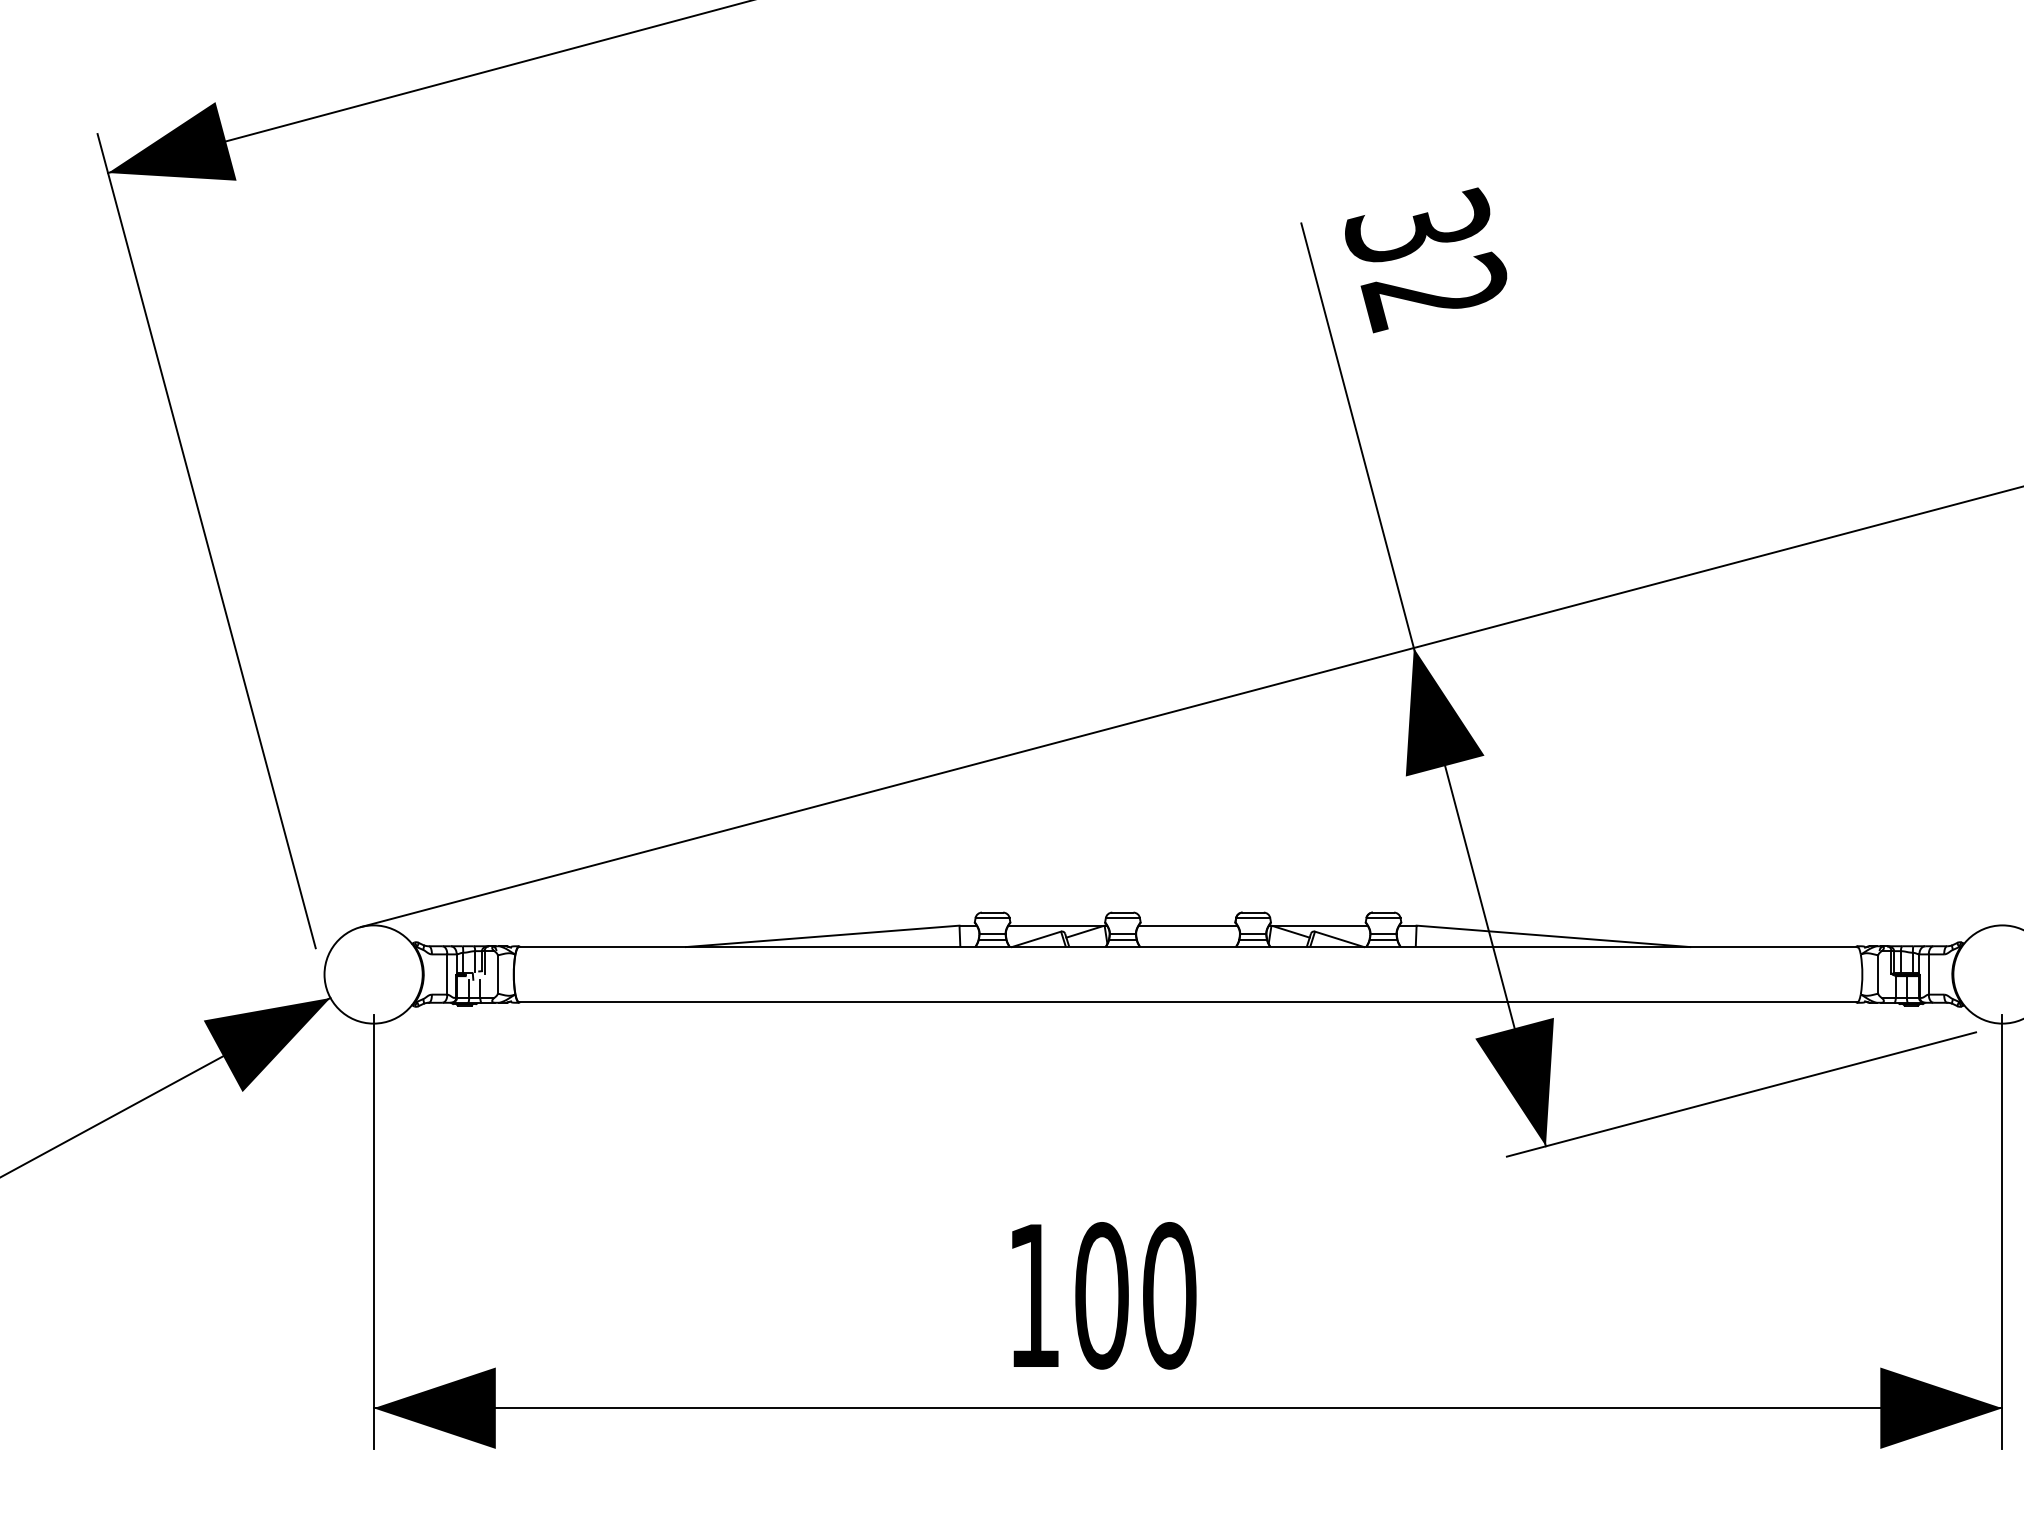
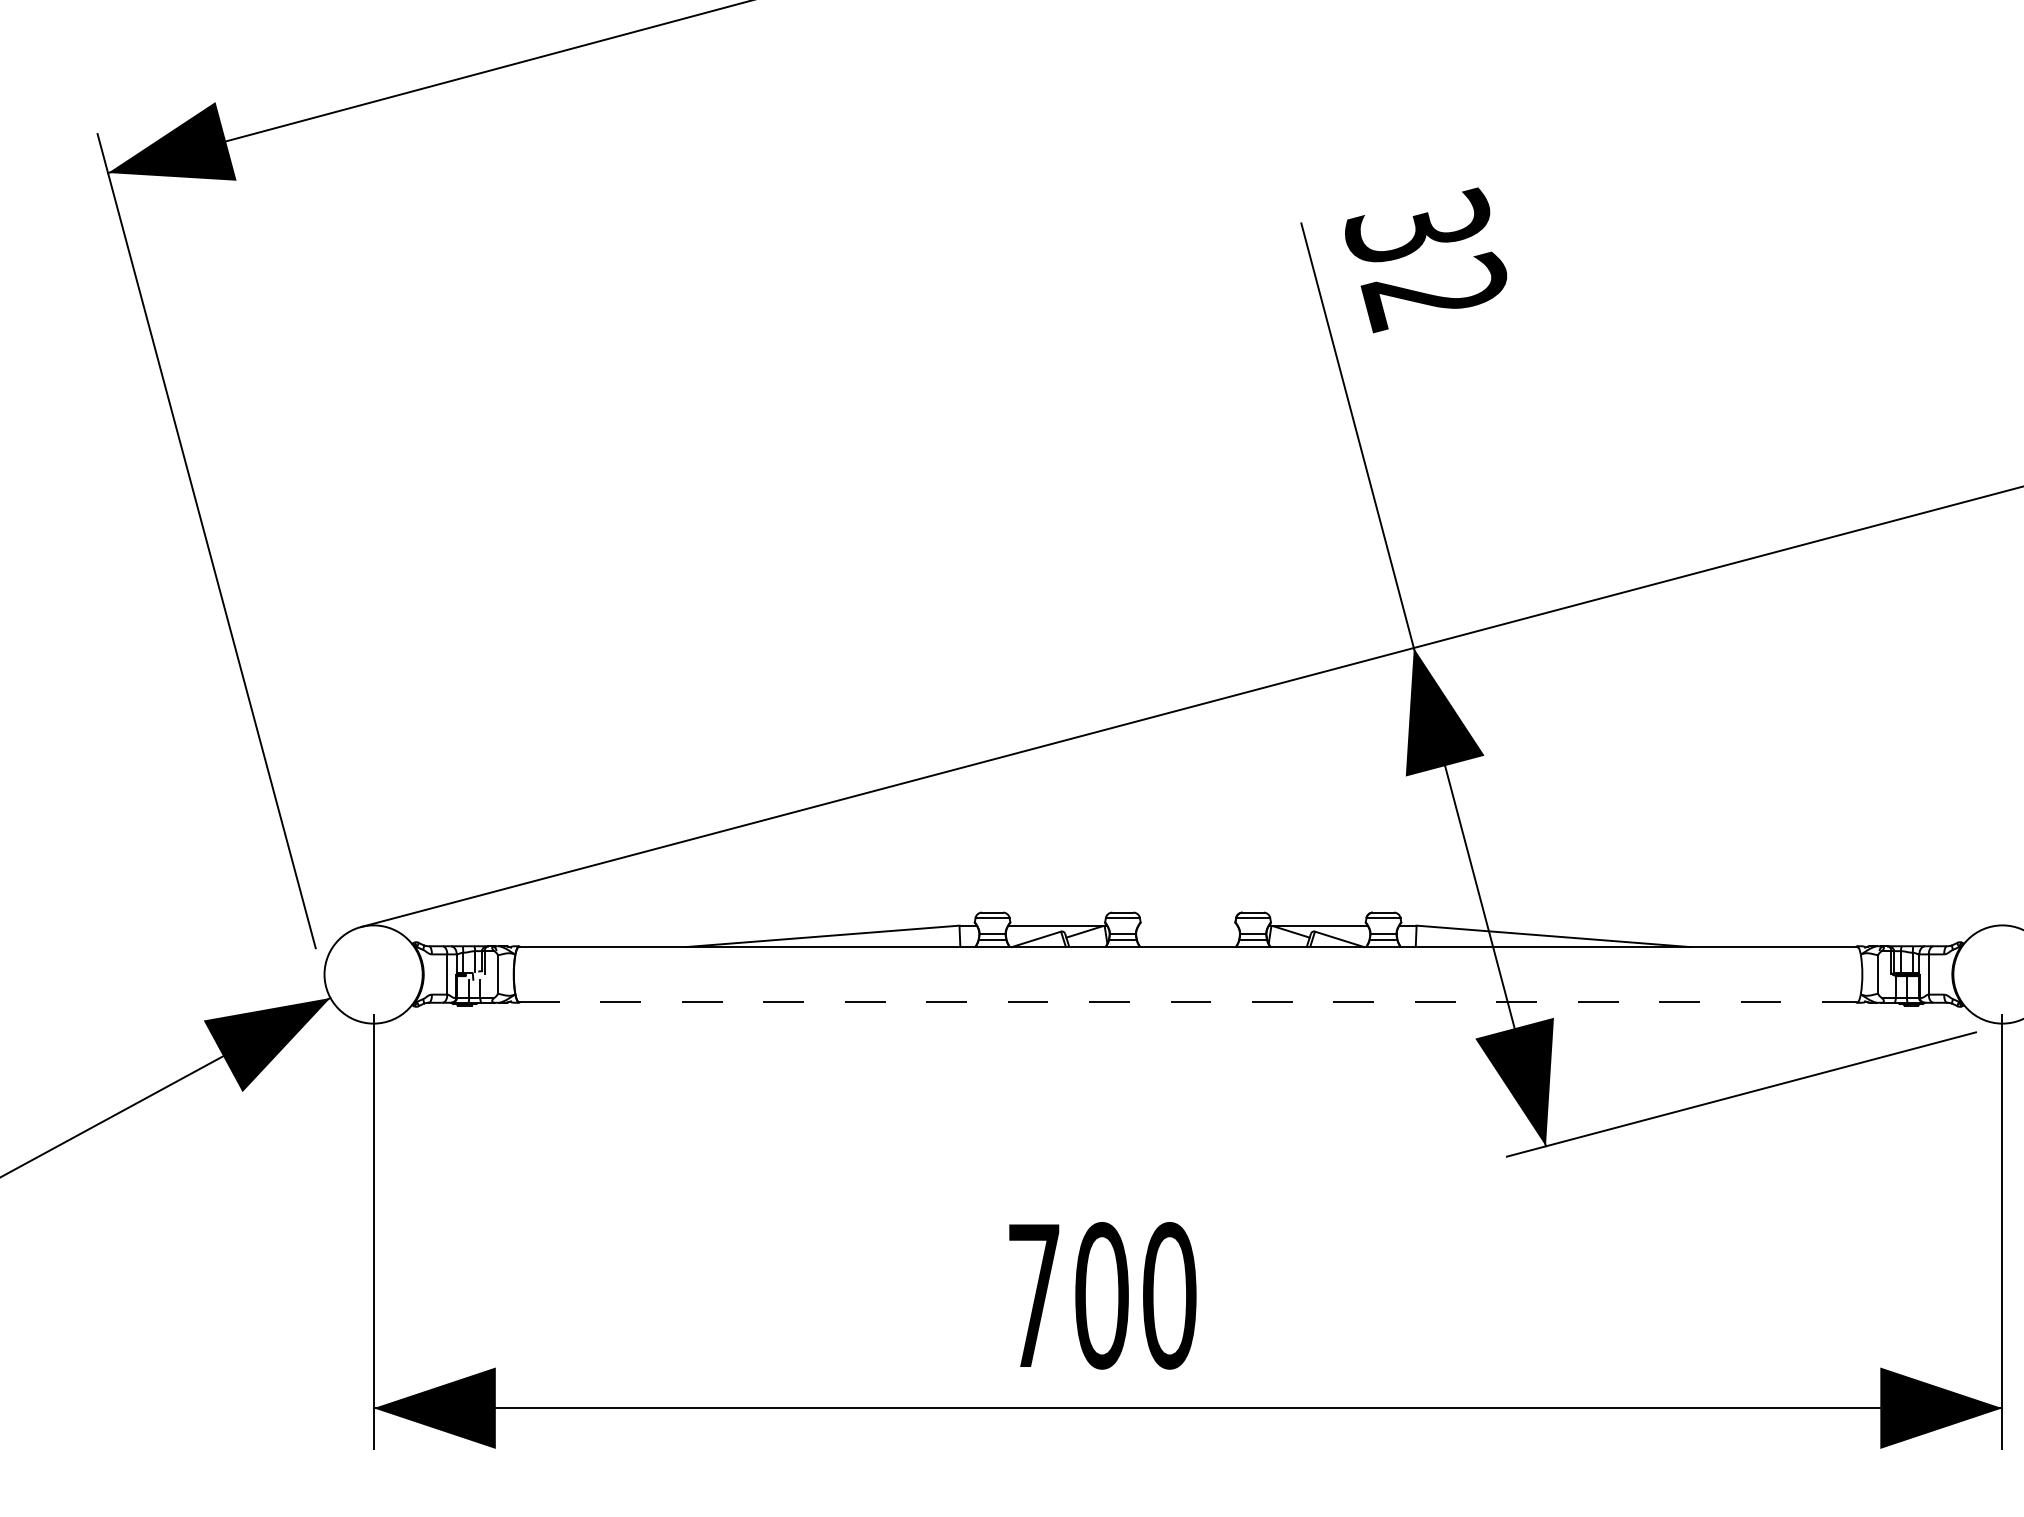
line: present -> none (1187, 925)
line: solid -> dashed (1188, 1001)
text: 100 -> 700 (1034, 1295)
